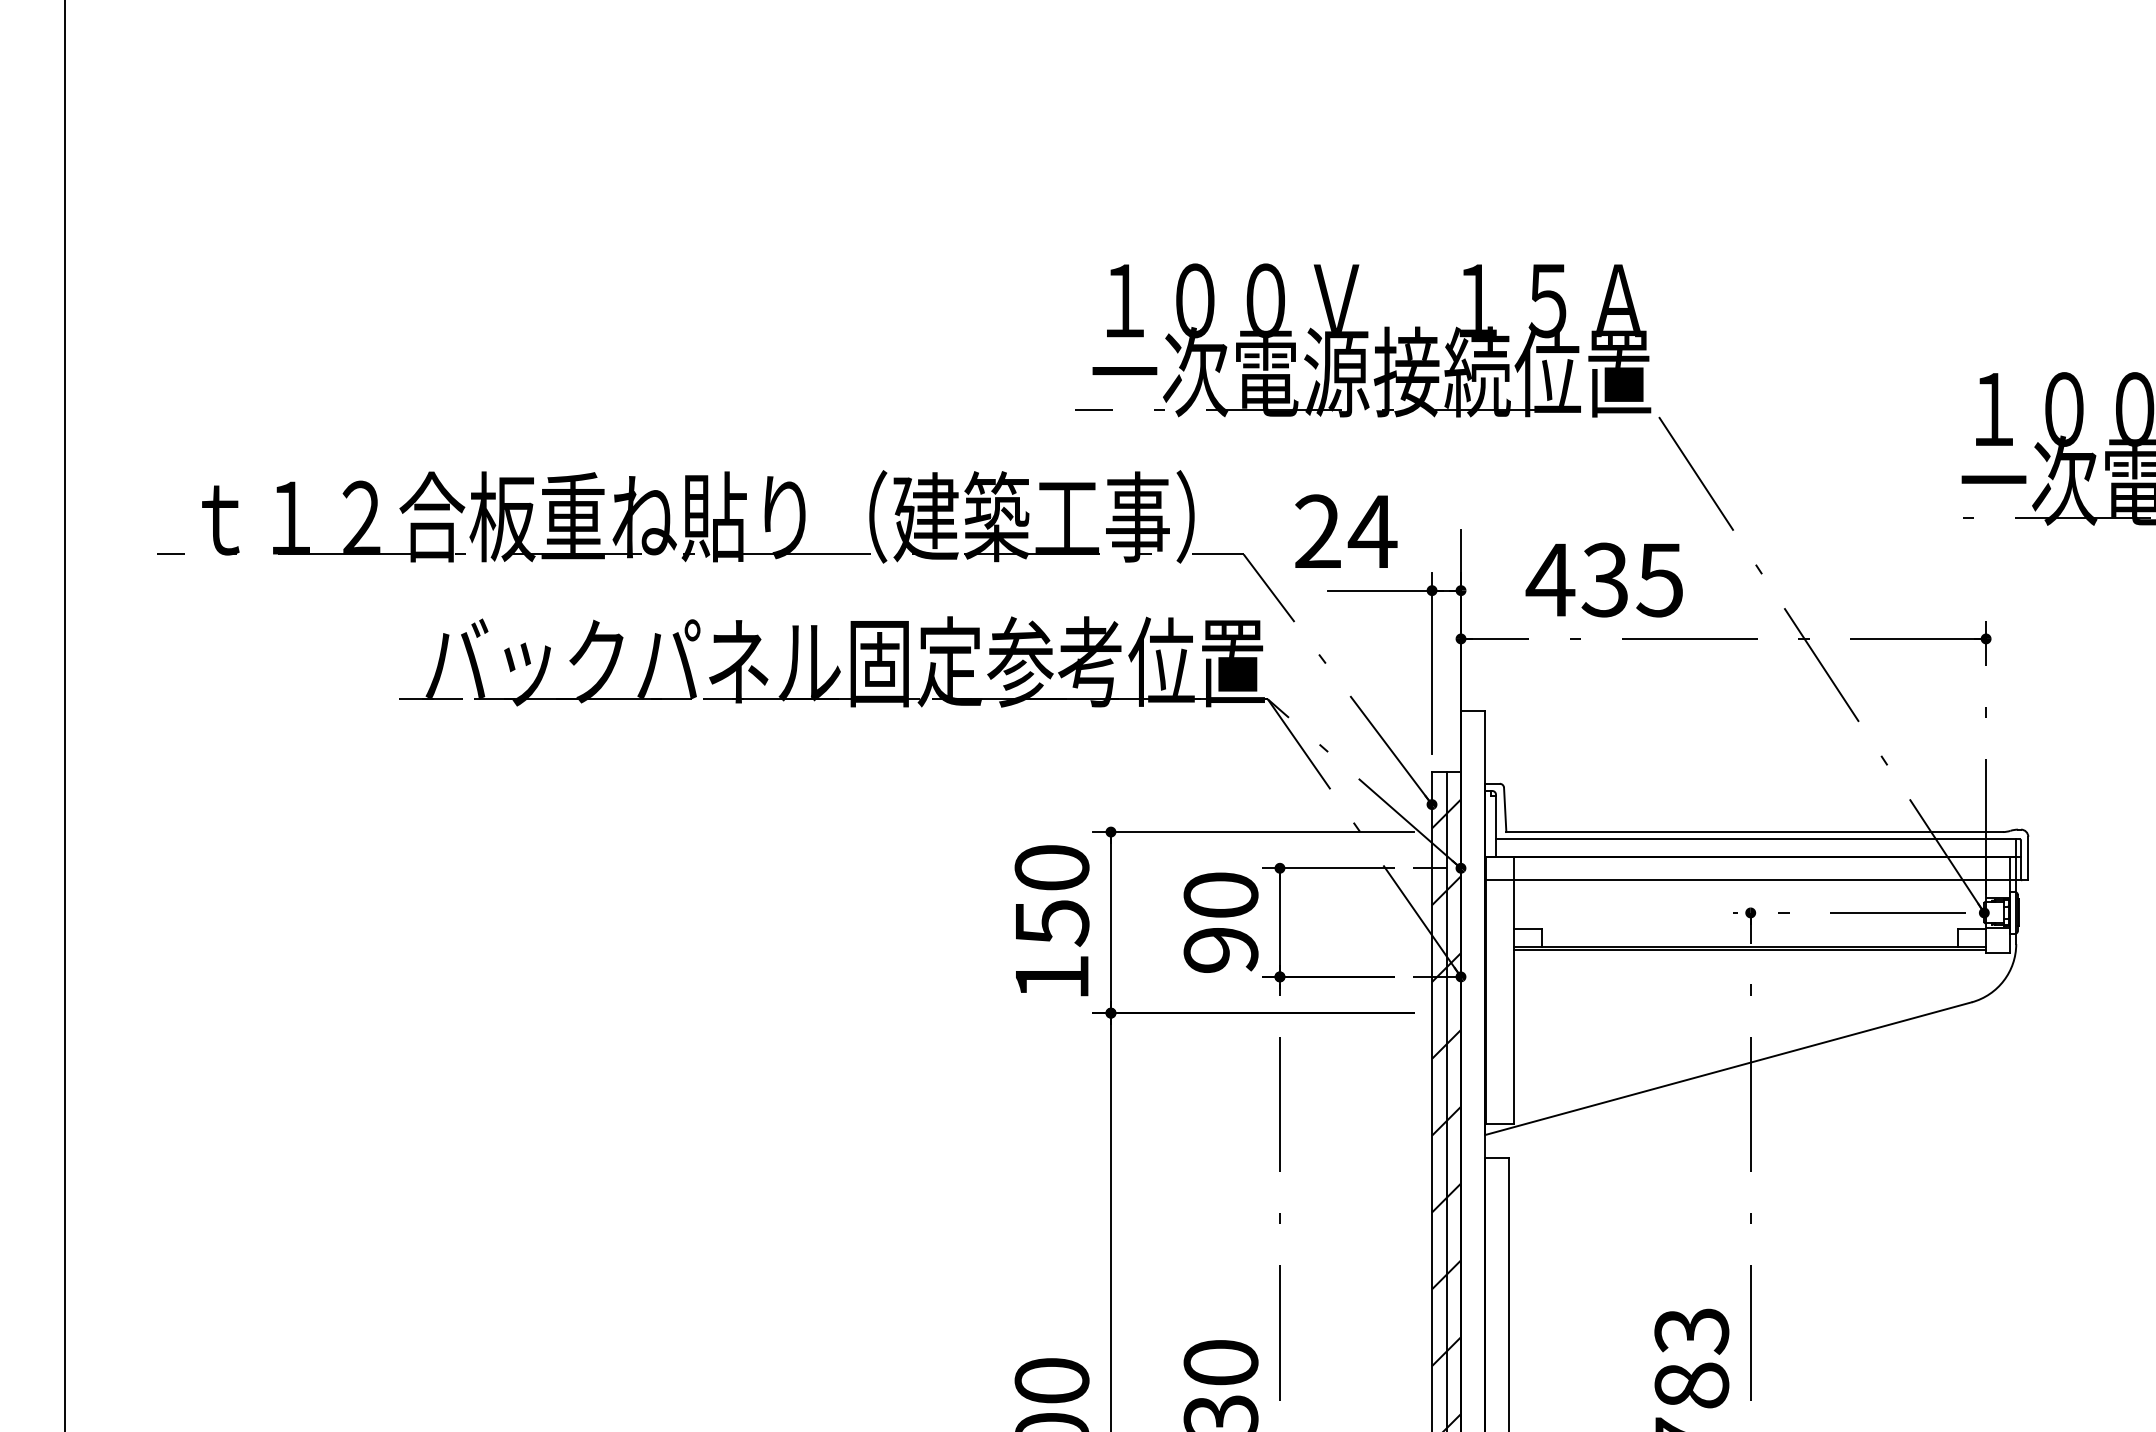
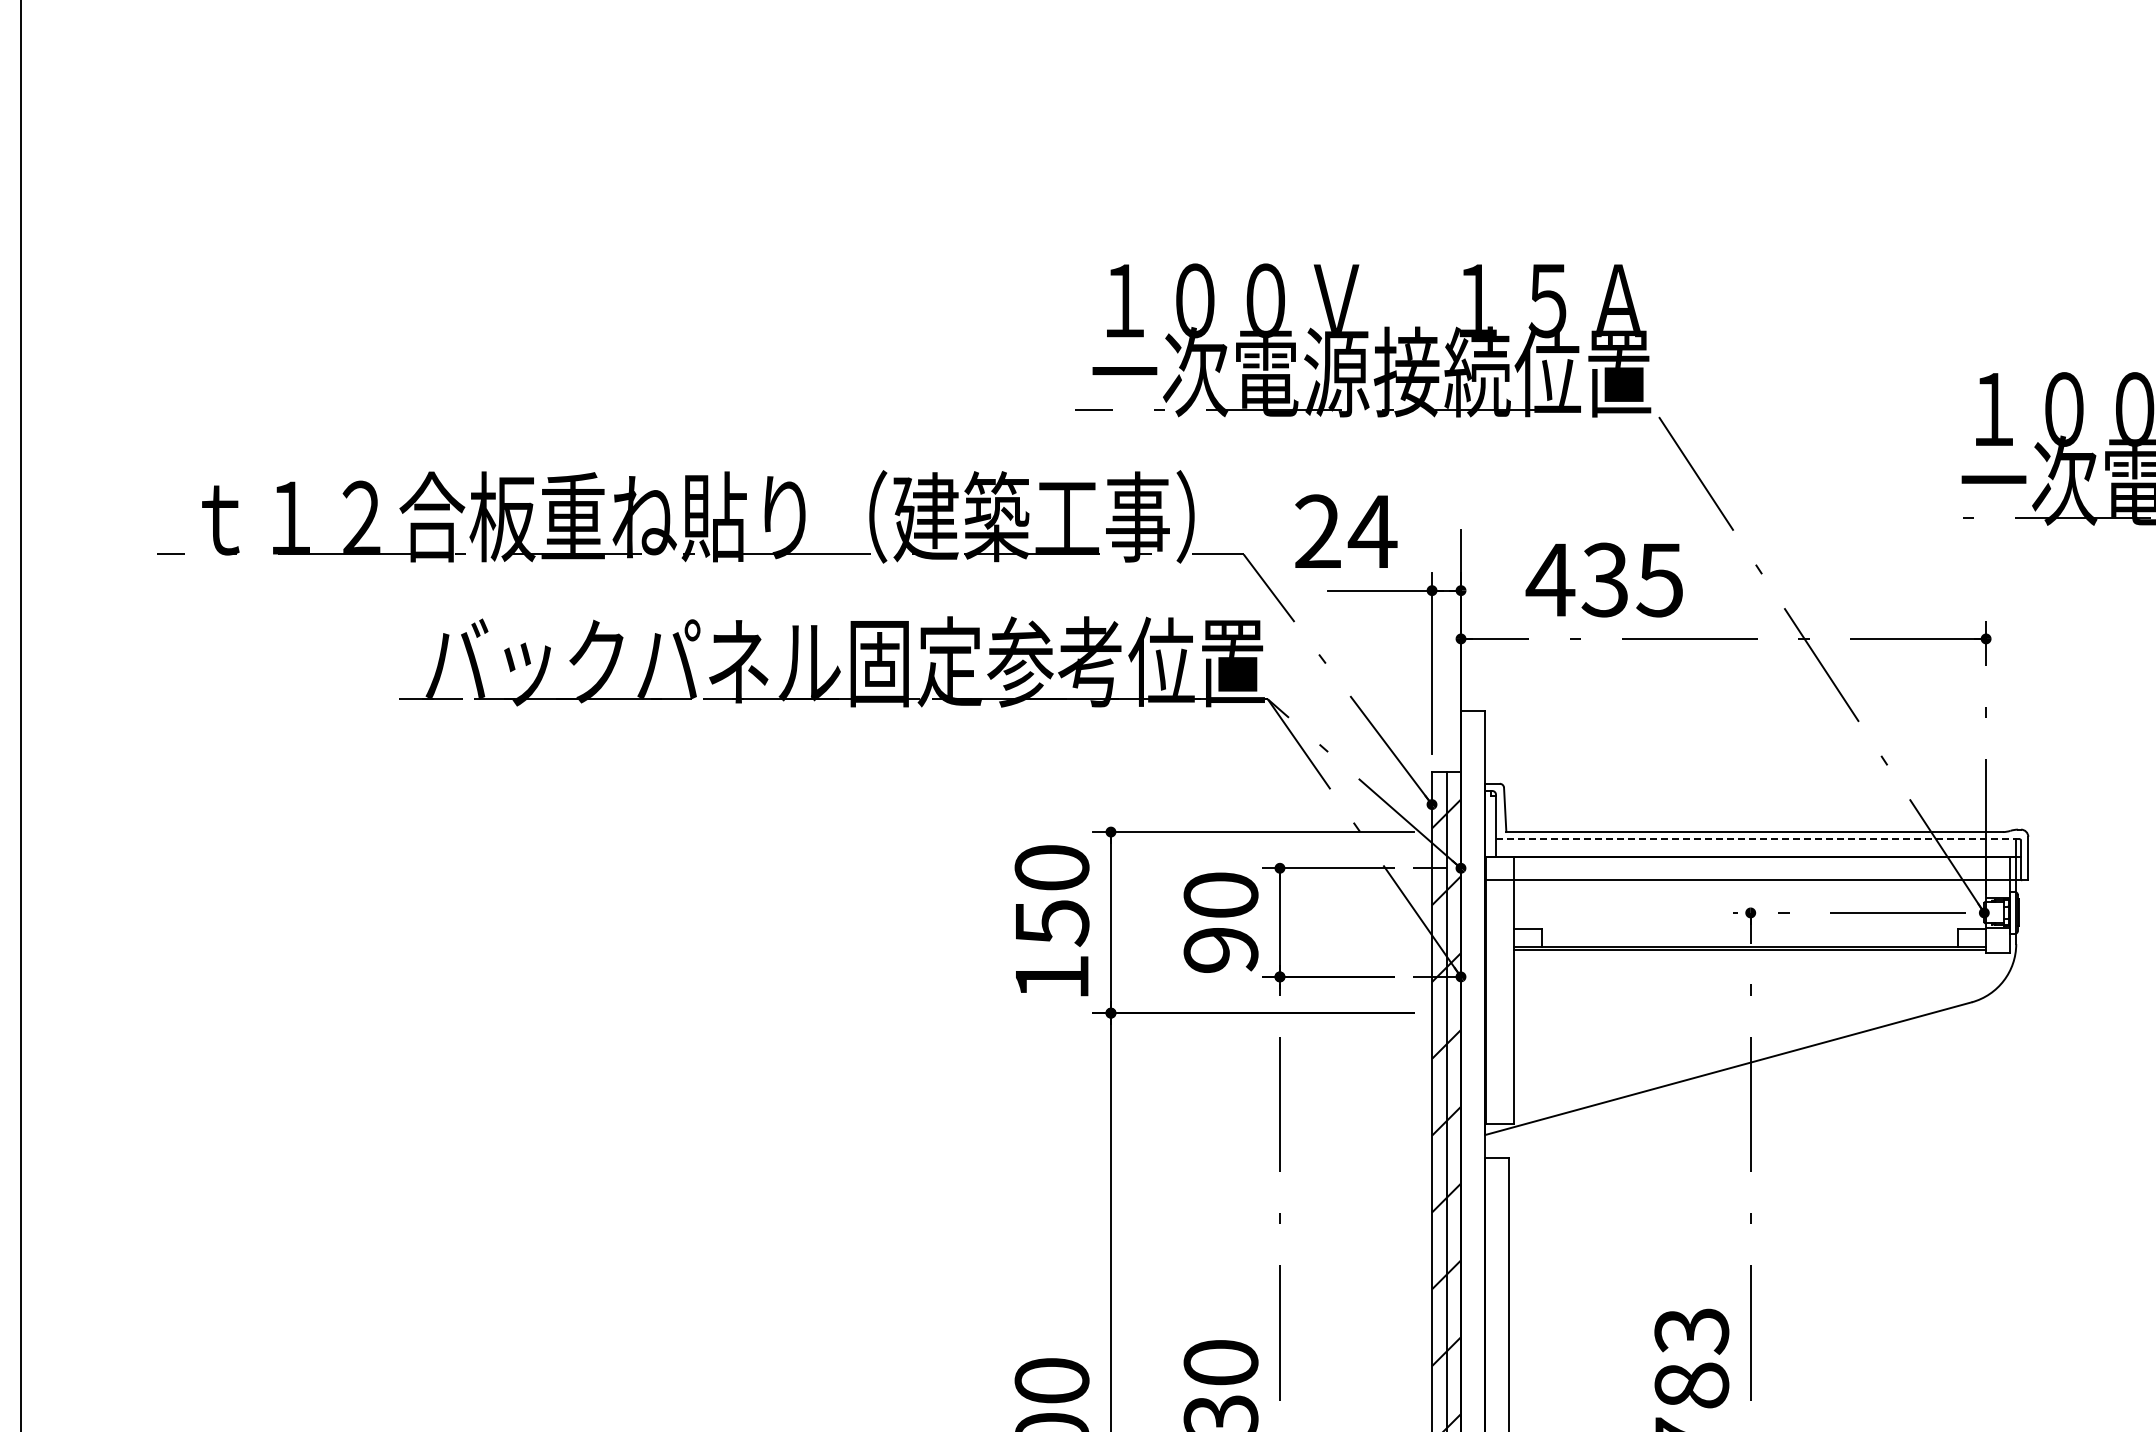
line position: (64, 715) -> (20, 715) (20, 715)
line: solid -> dashed (1757, 839)
